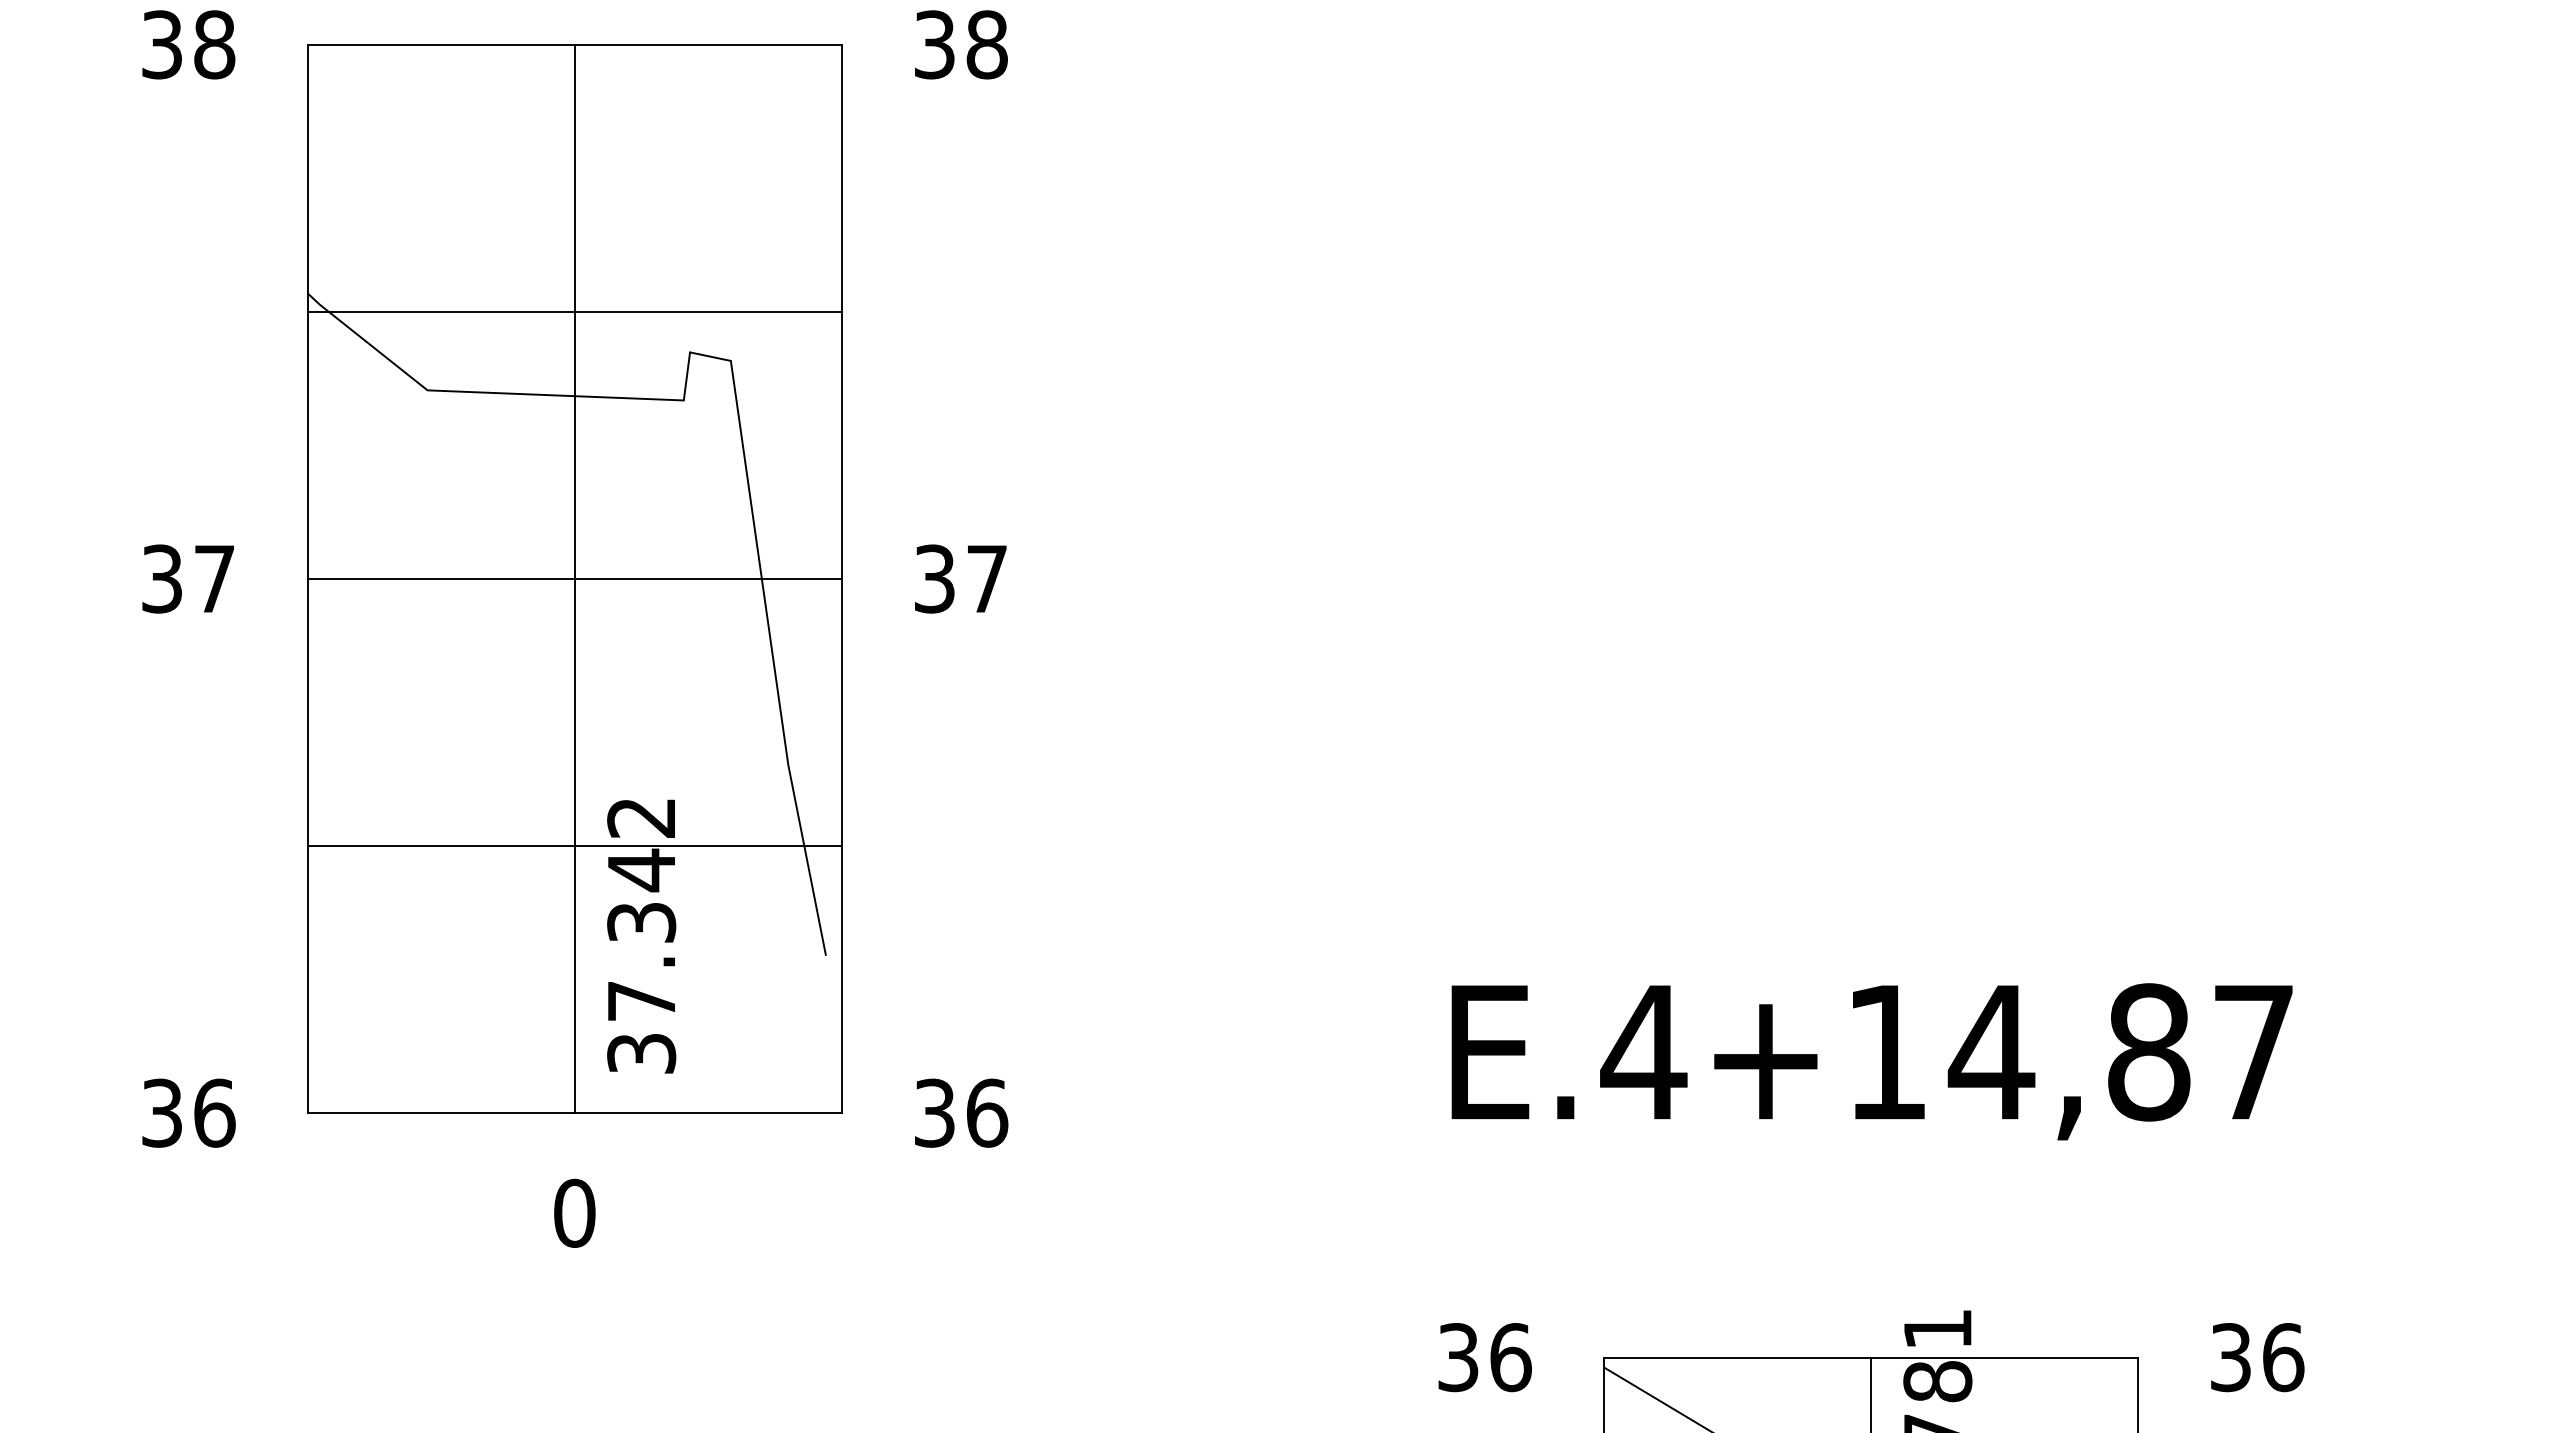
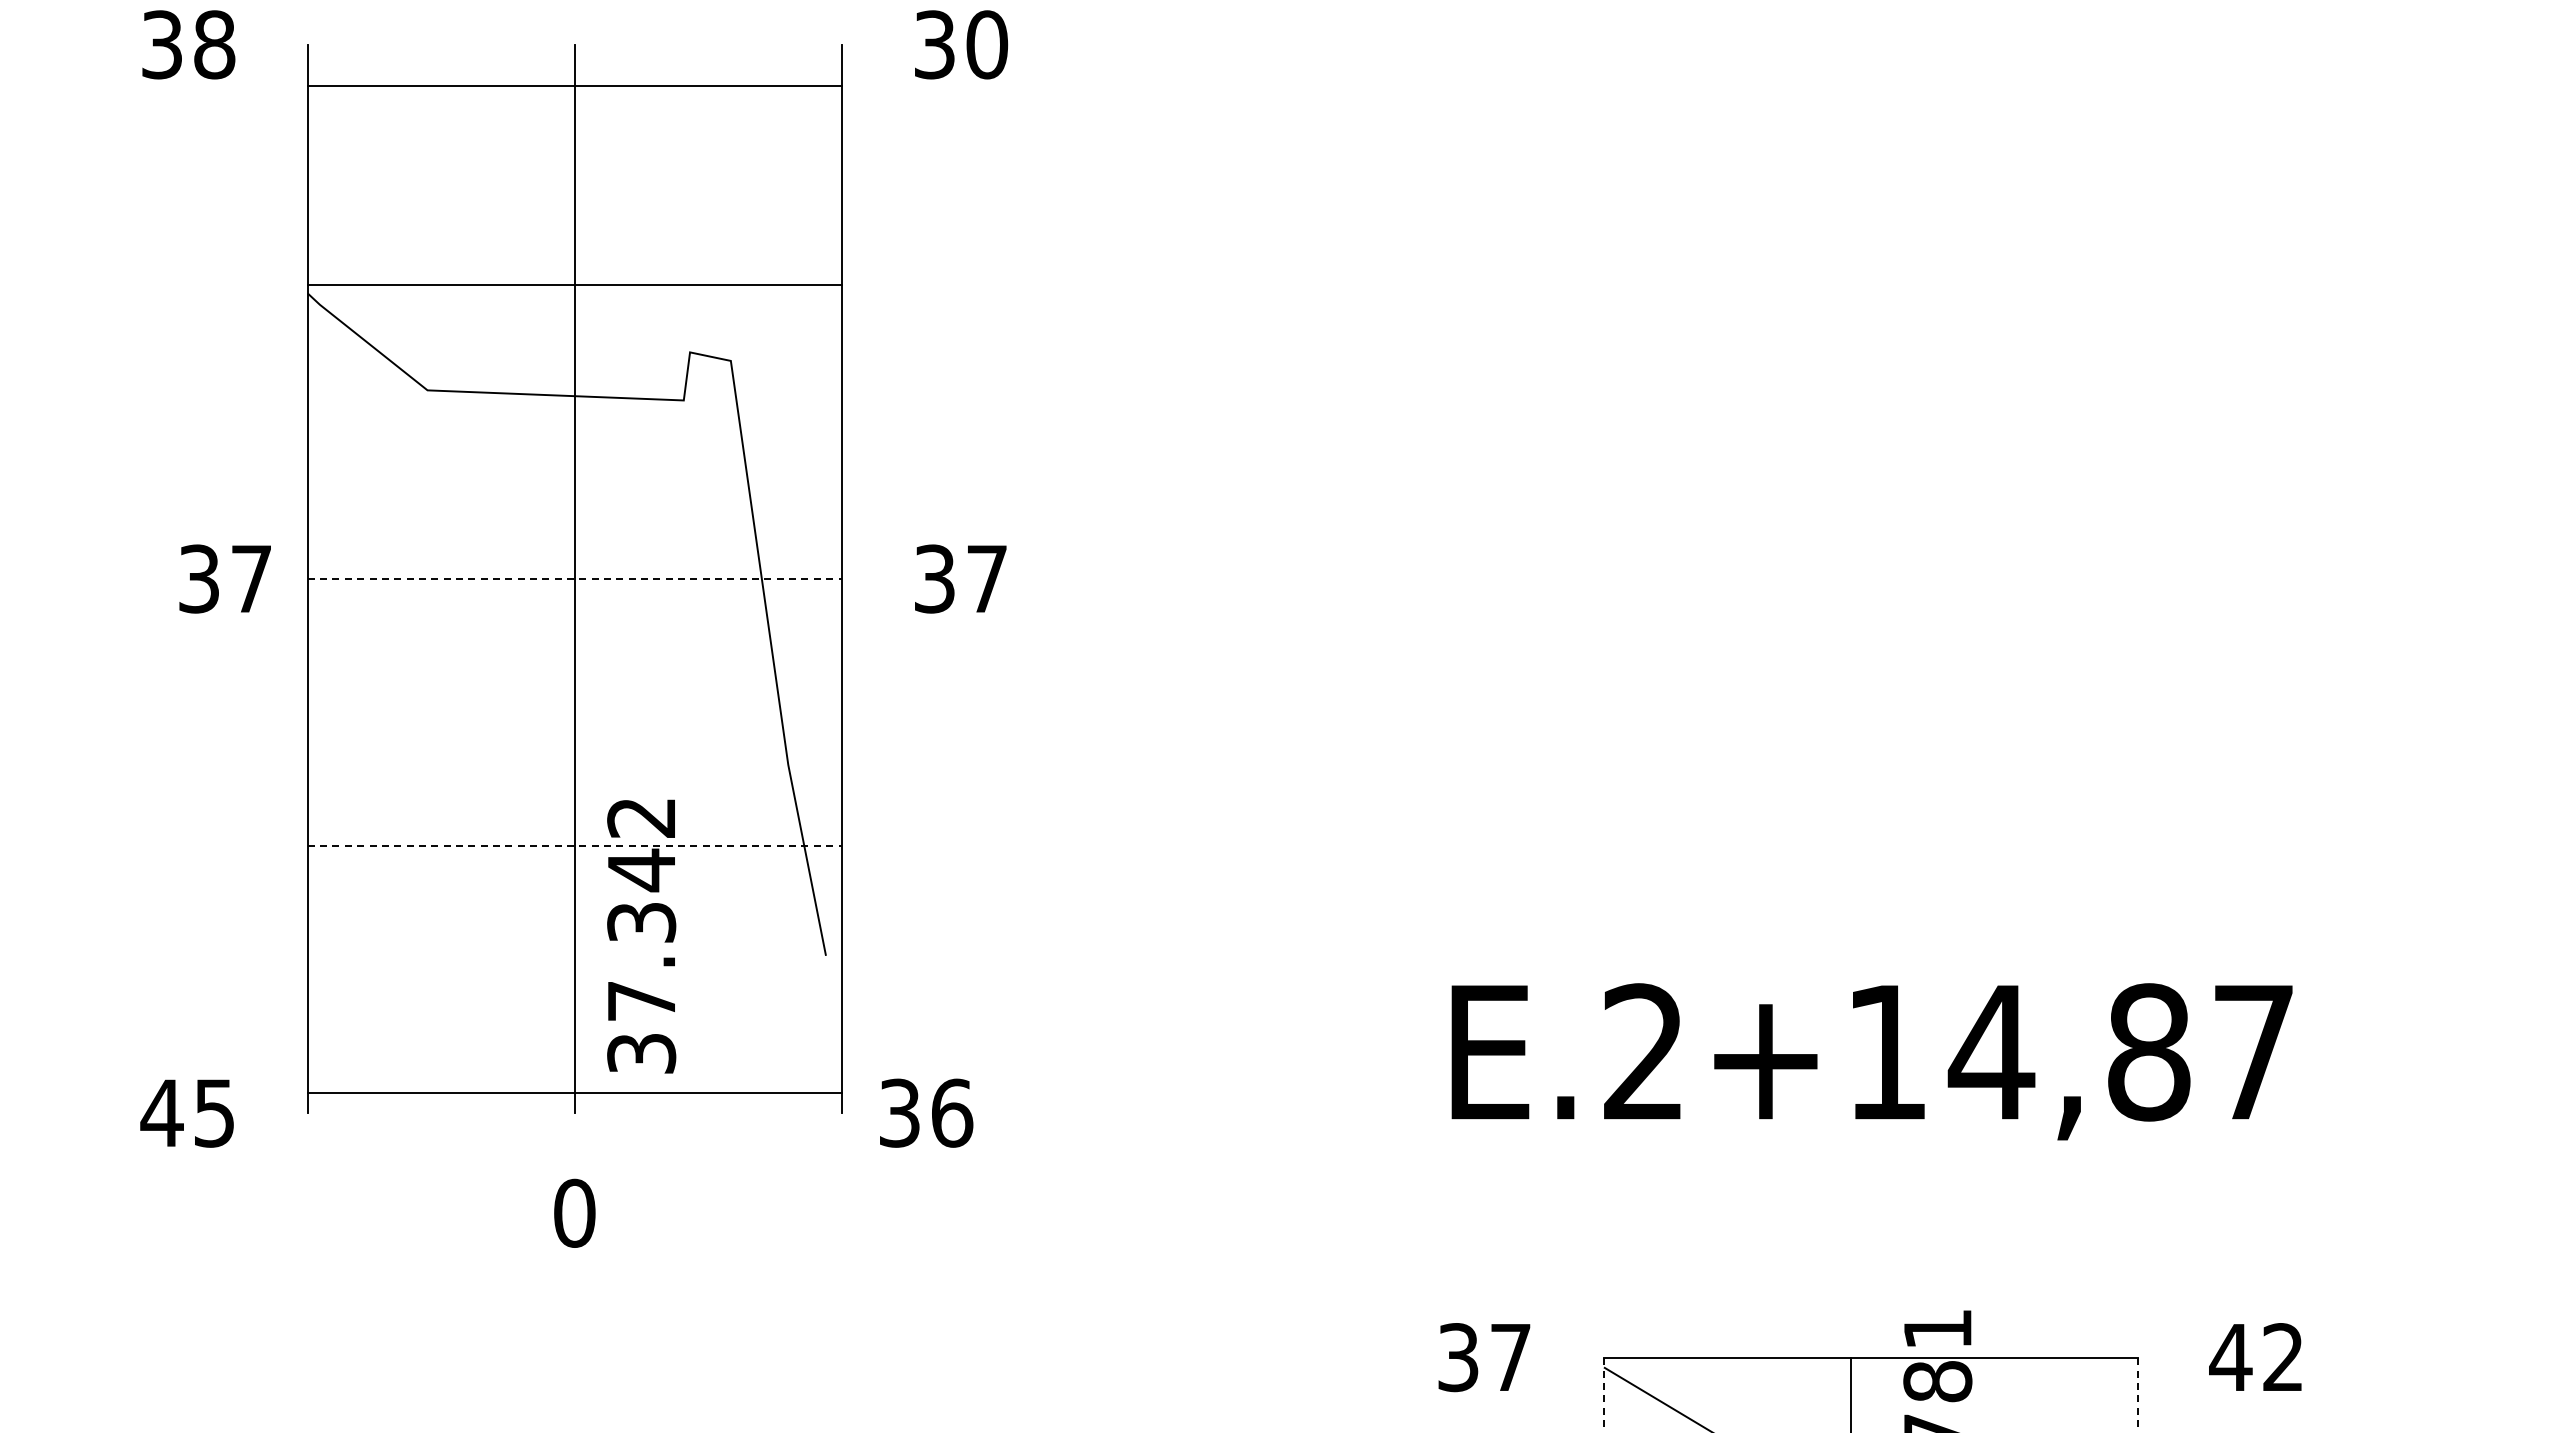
line position: (574, 44) -> (574, 85) (574, 85)
text: 38 -> 30 (987, 44)
line position: (574, 311) -> (574, 284) (574, 284)
text position: (187, 578) -> (224, 578) (224, 578)
line: solid -> dashed (575, 579)
line: solid -> dashed (575, 846)
text: E.4+14,87 -> E.2+14,87 (1643, 1051)
text: 36 -> 45 (187, 1112)
text position: (961, 1112) -> (926, 1112) (926, 1112)
line position: (574, 1113) -> (574, 1093) (574, 1093)
text: 36 -> 37 (1510, 1357)
text: 36 -> 42 (2256, 1357)
line position: (1871, 1393) -> (1851, 1393) (1851, 1393)
line: solid -> dashed (1603, 1394)
line: solid -> dashed (2138, 1394)
